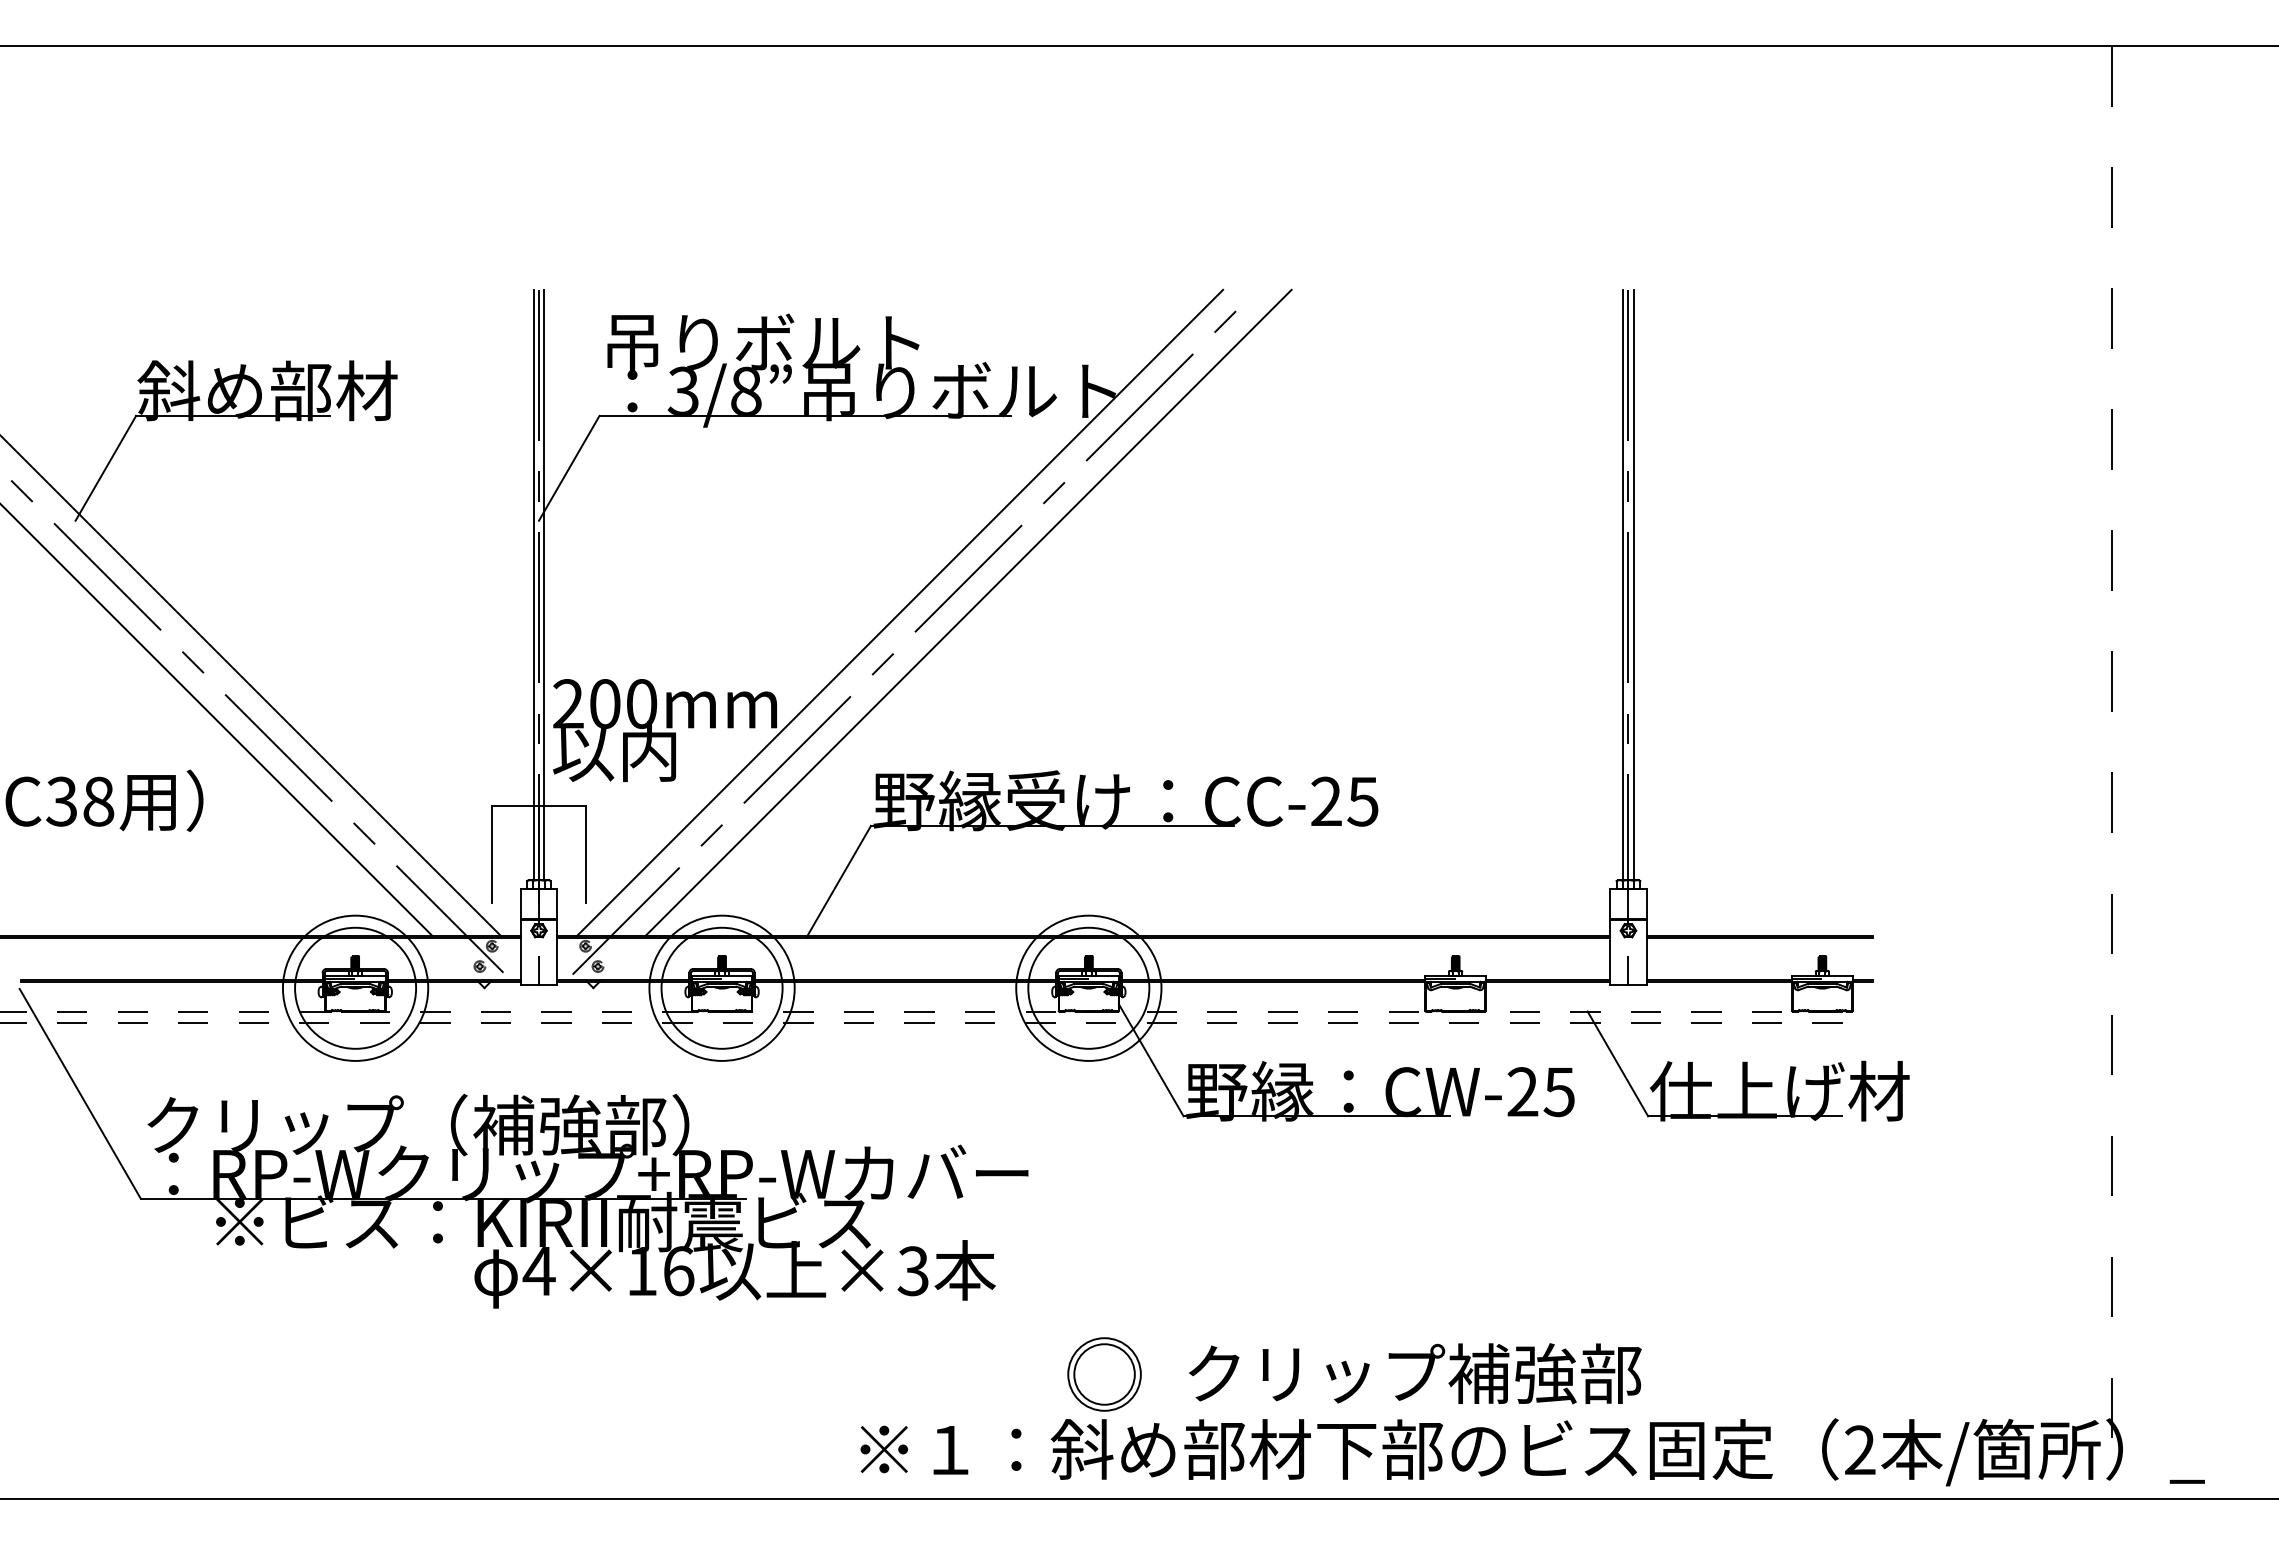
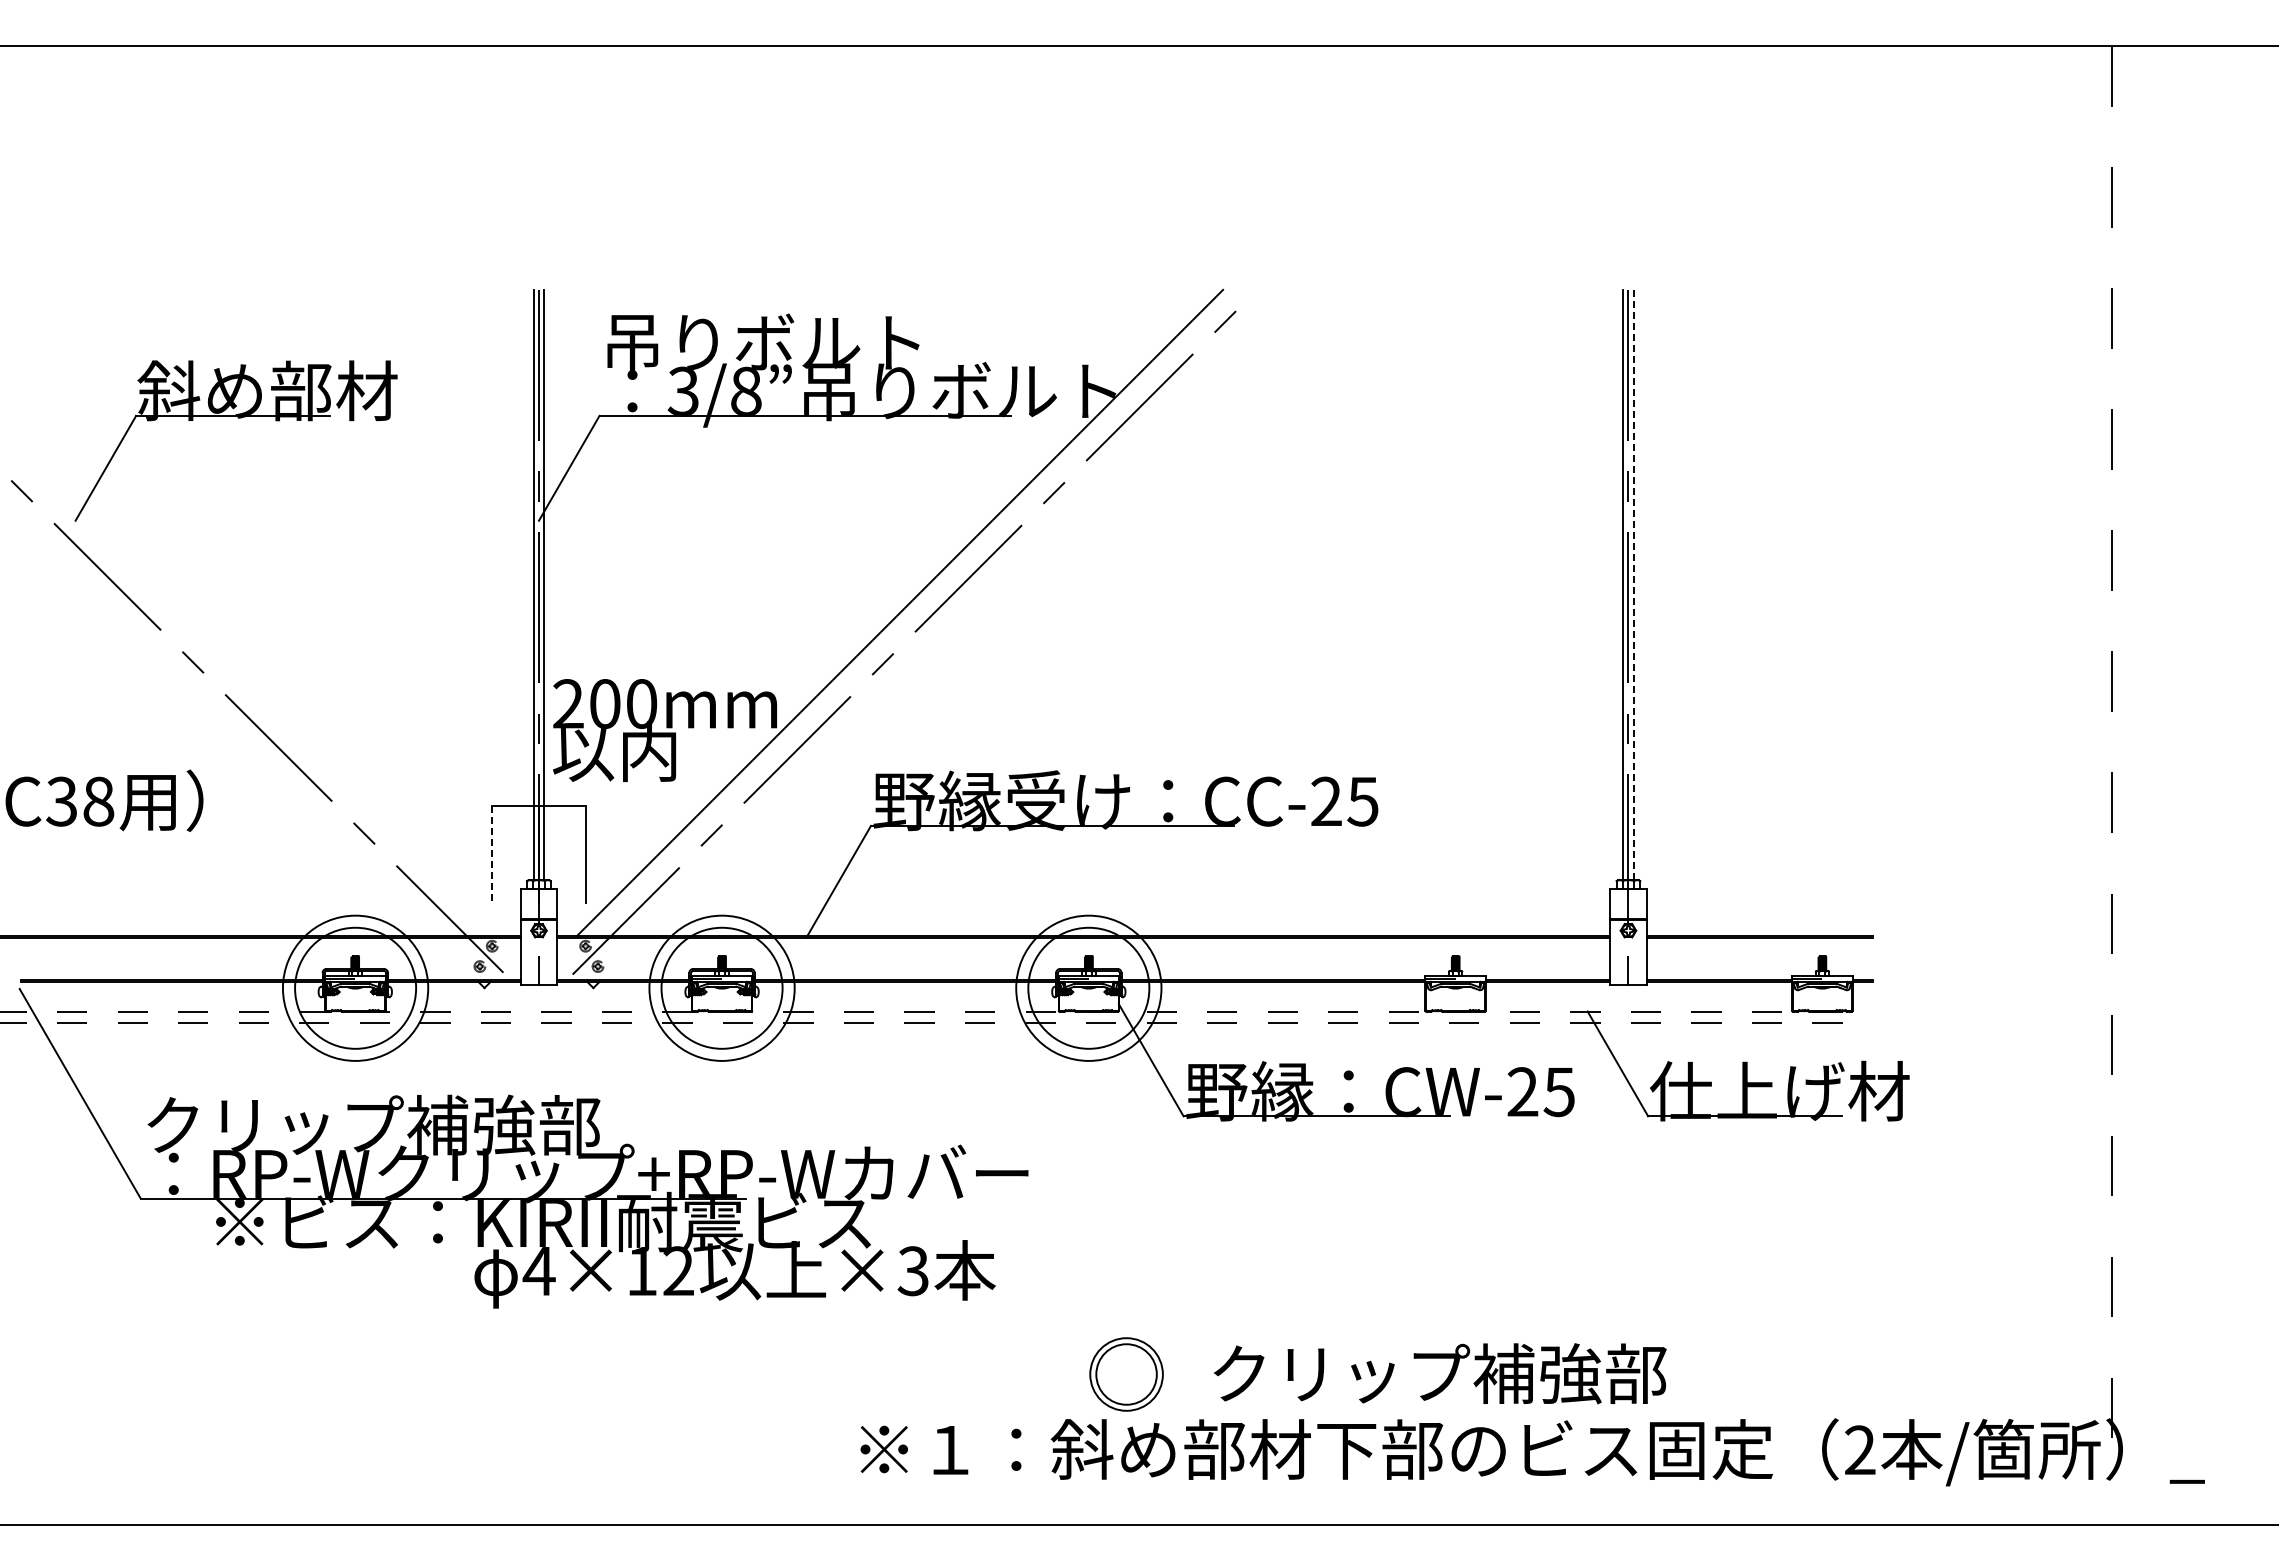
line: solid -> dashed (1633, 584)
line: present -> none (968, 612)
line: present -> none (251, 686)
line: present -> none (217, 720)
line: solid -> dashed (492, 854)
text: クリップ（補強部） -> クリップ補強部 (548, 1124)
text: 4×16 -> 4×12 (678, 1271)
text position: (1415, 1373) -> (1440, 1373) (1440, 1373)
part position: (1104, 1374) -> (1126, 1374) (1126, 1374)
line position: (1138, 1498) -> (1138, 1524) (1138, 1524)
